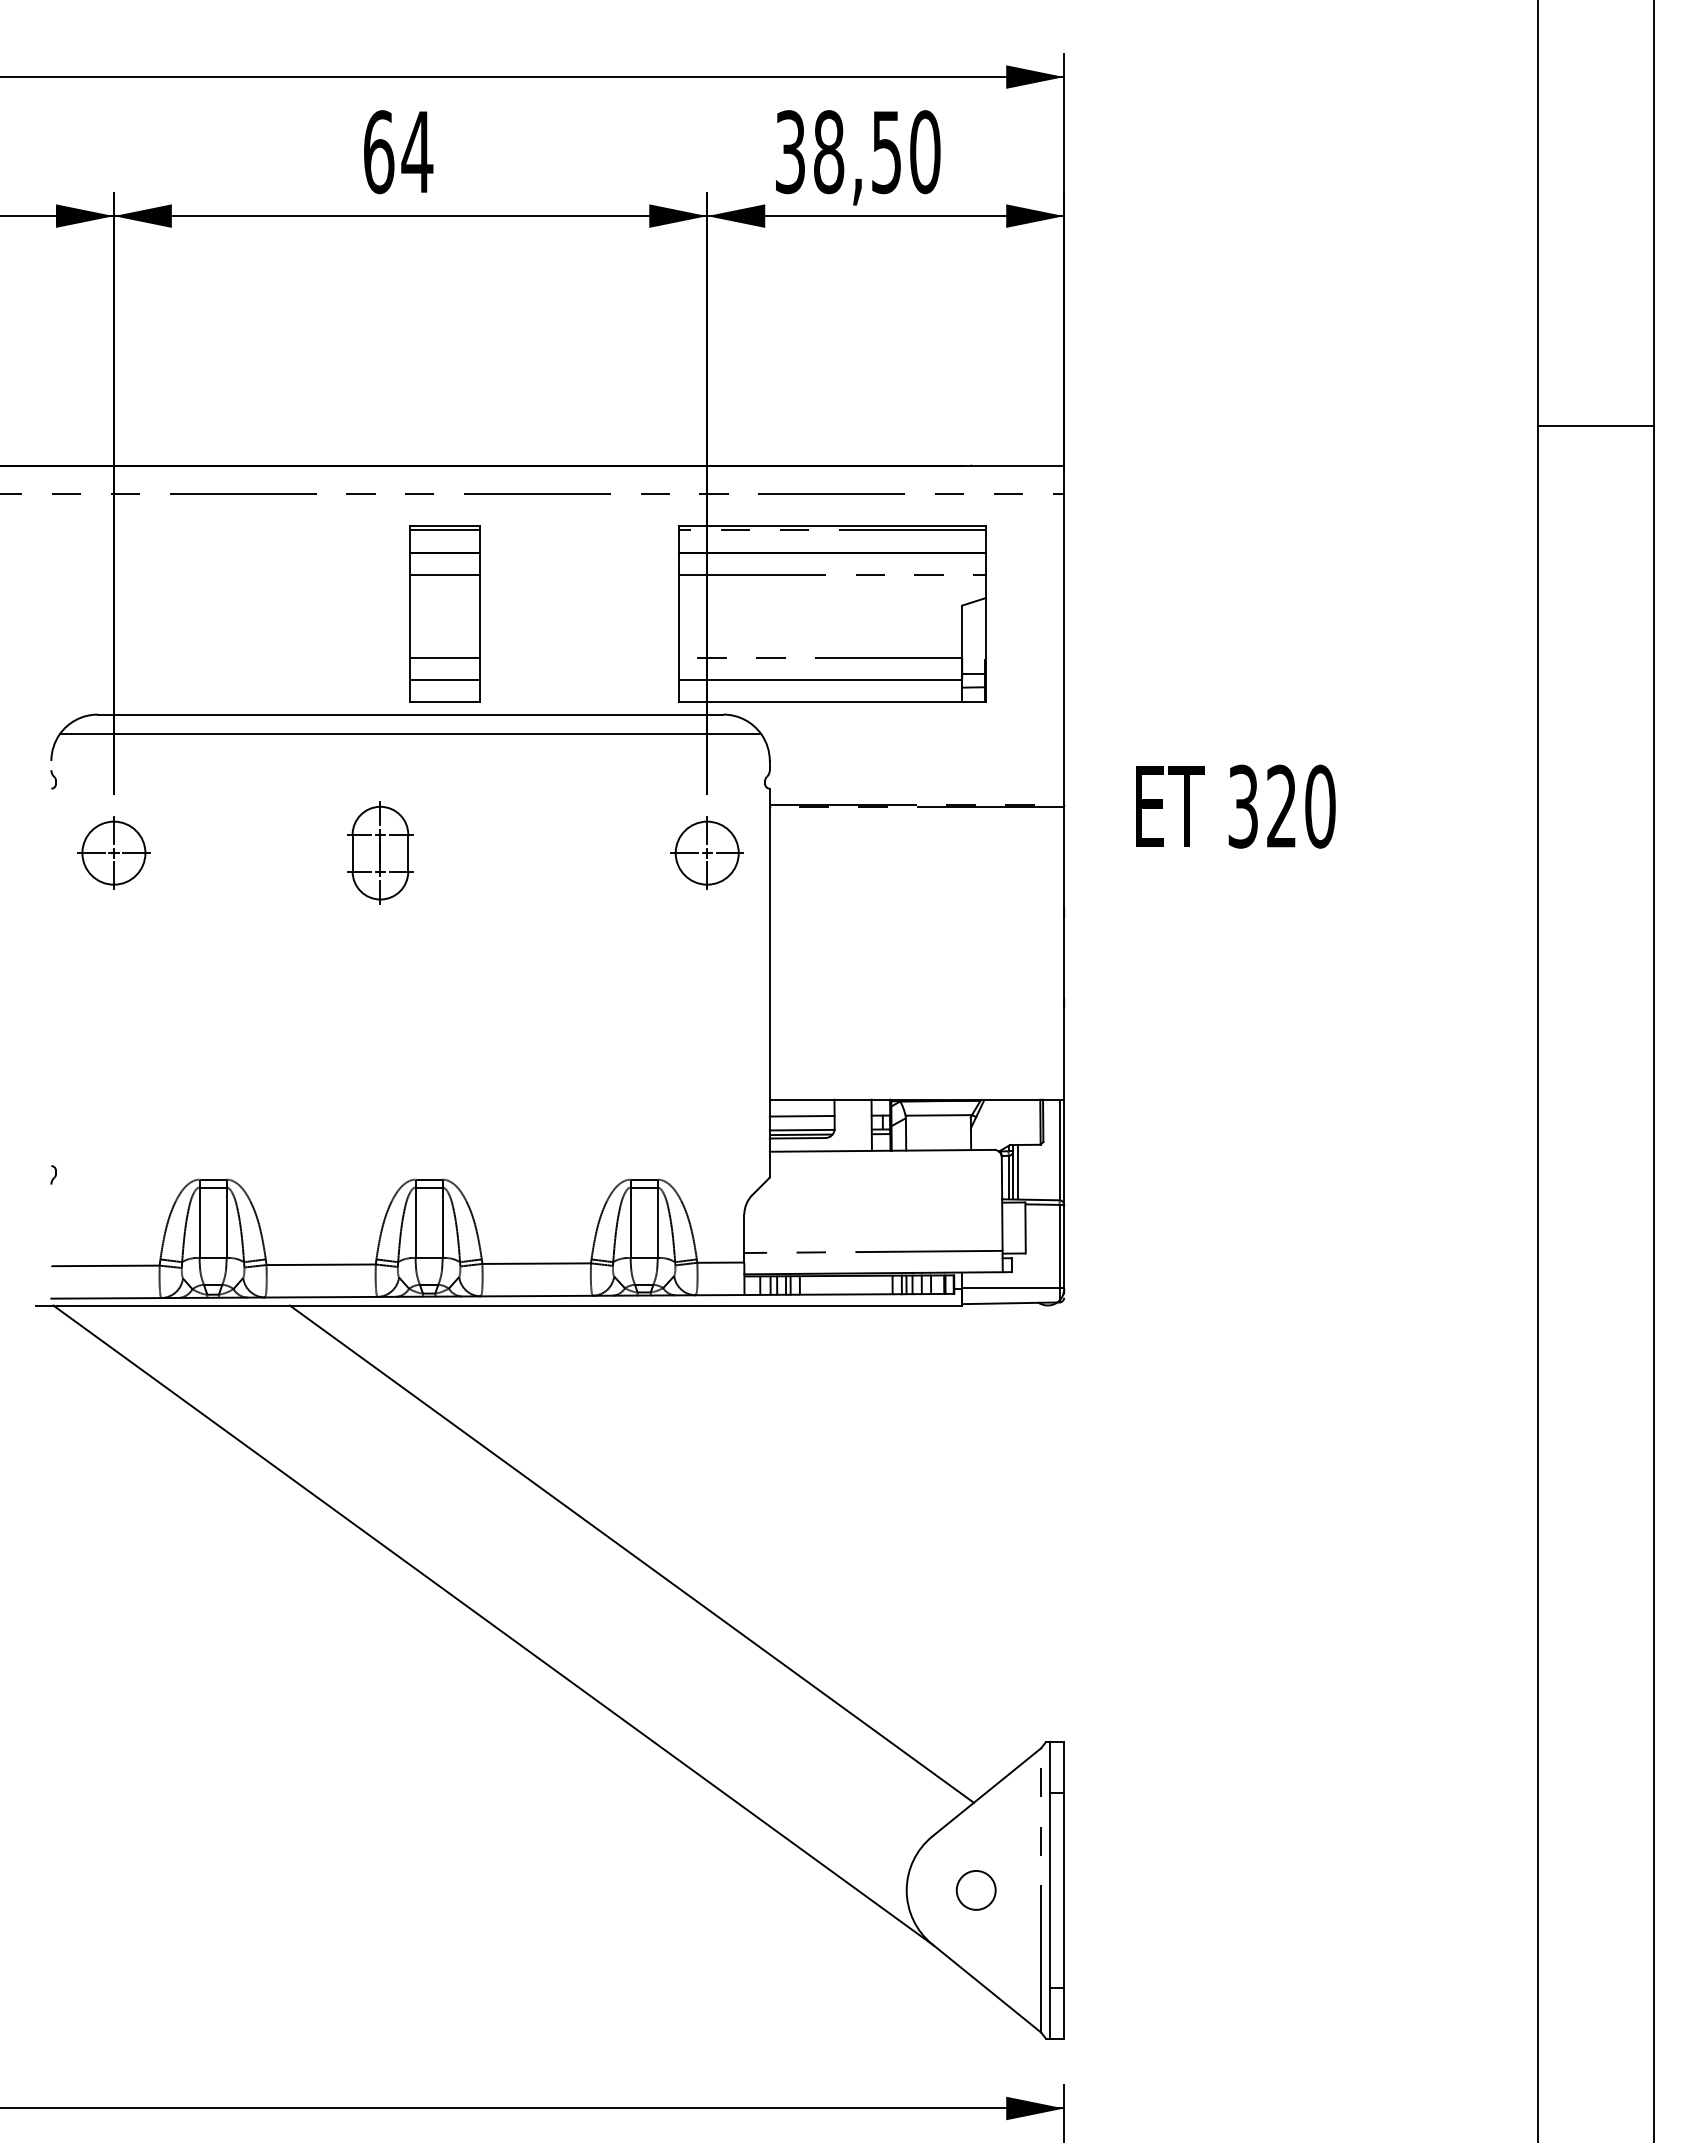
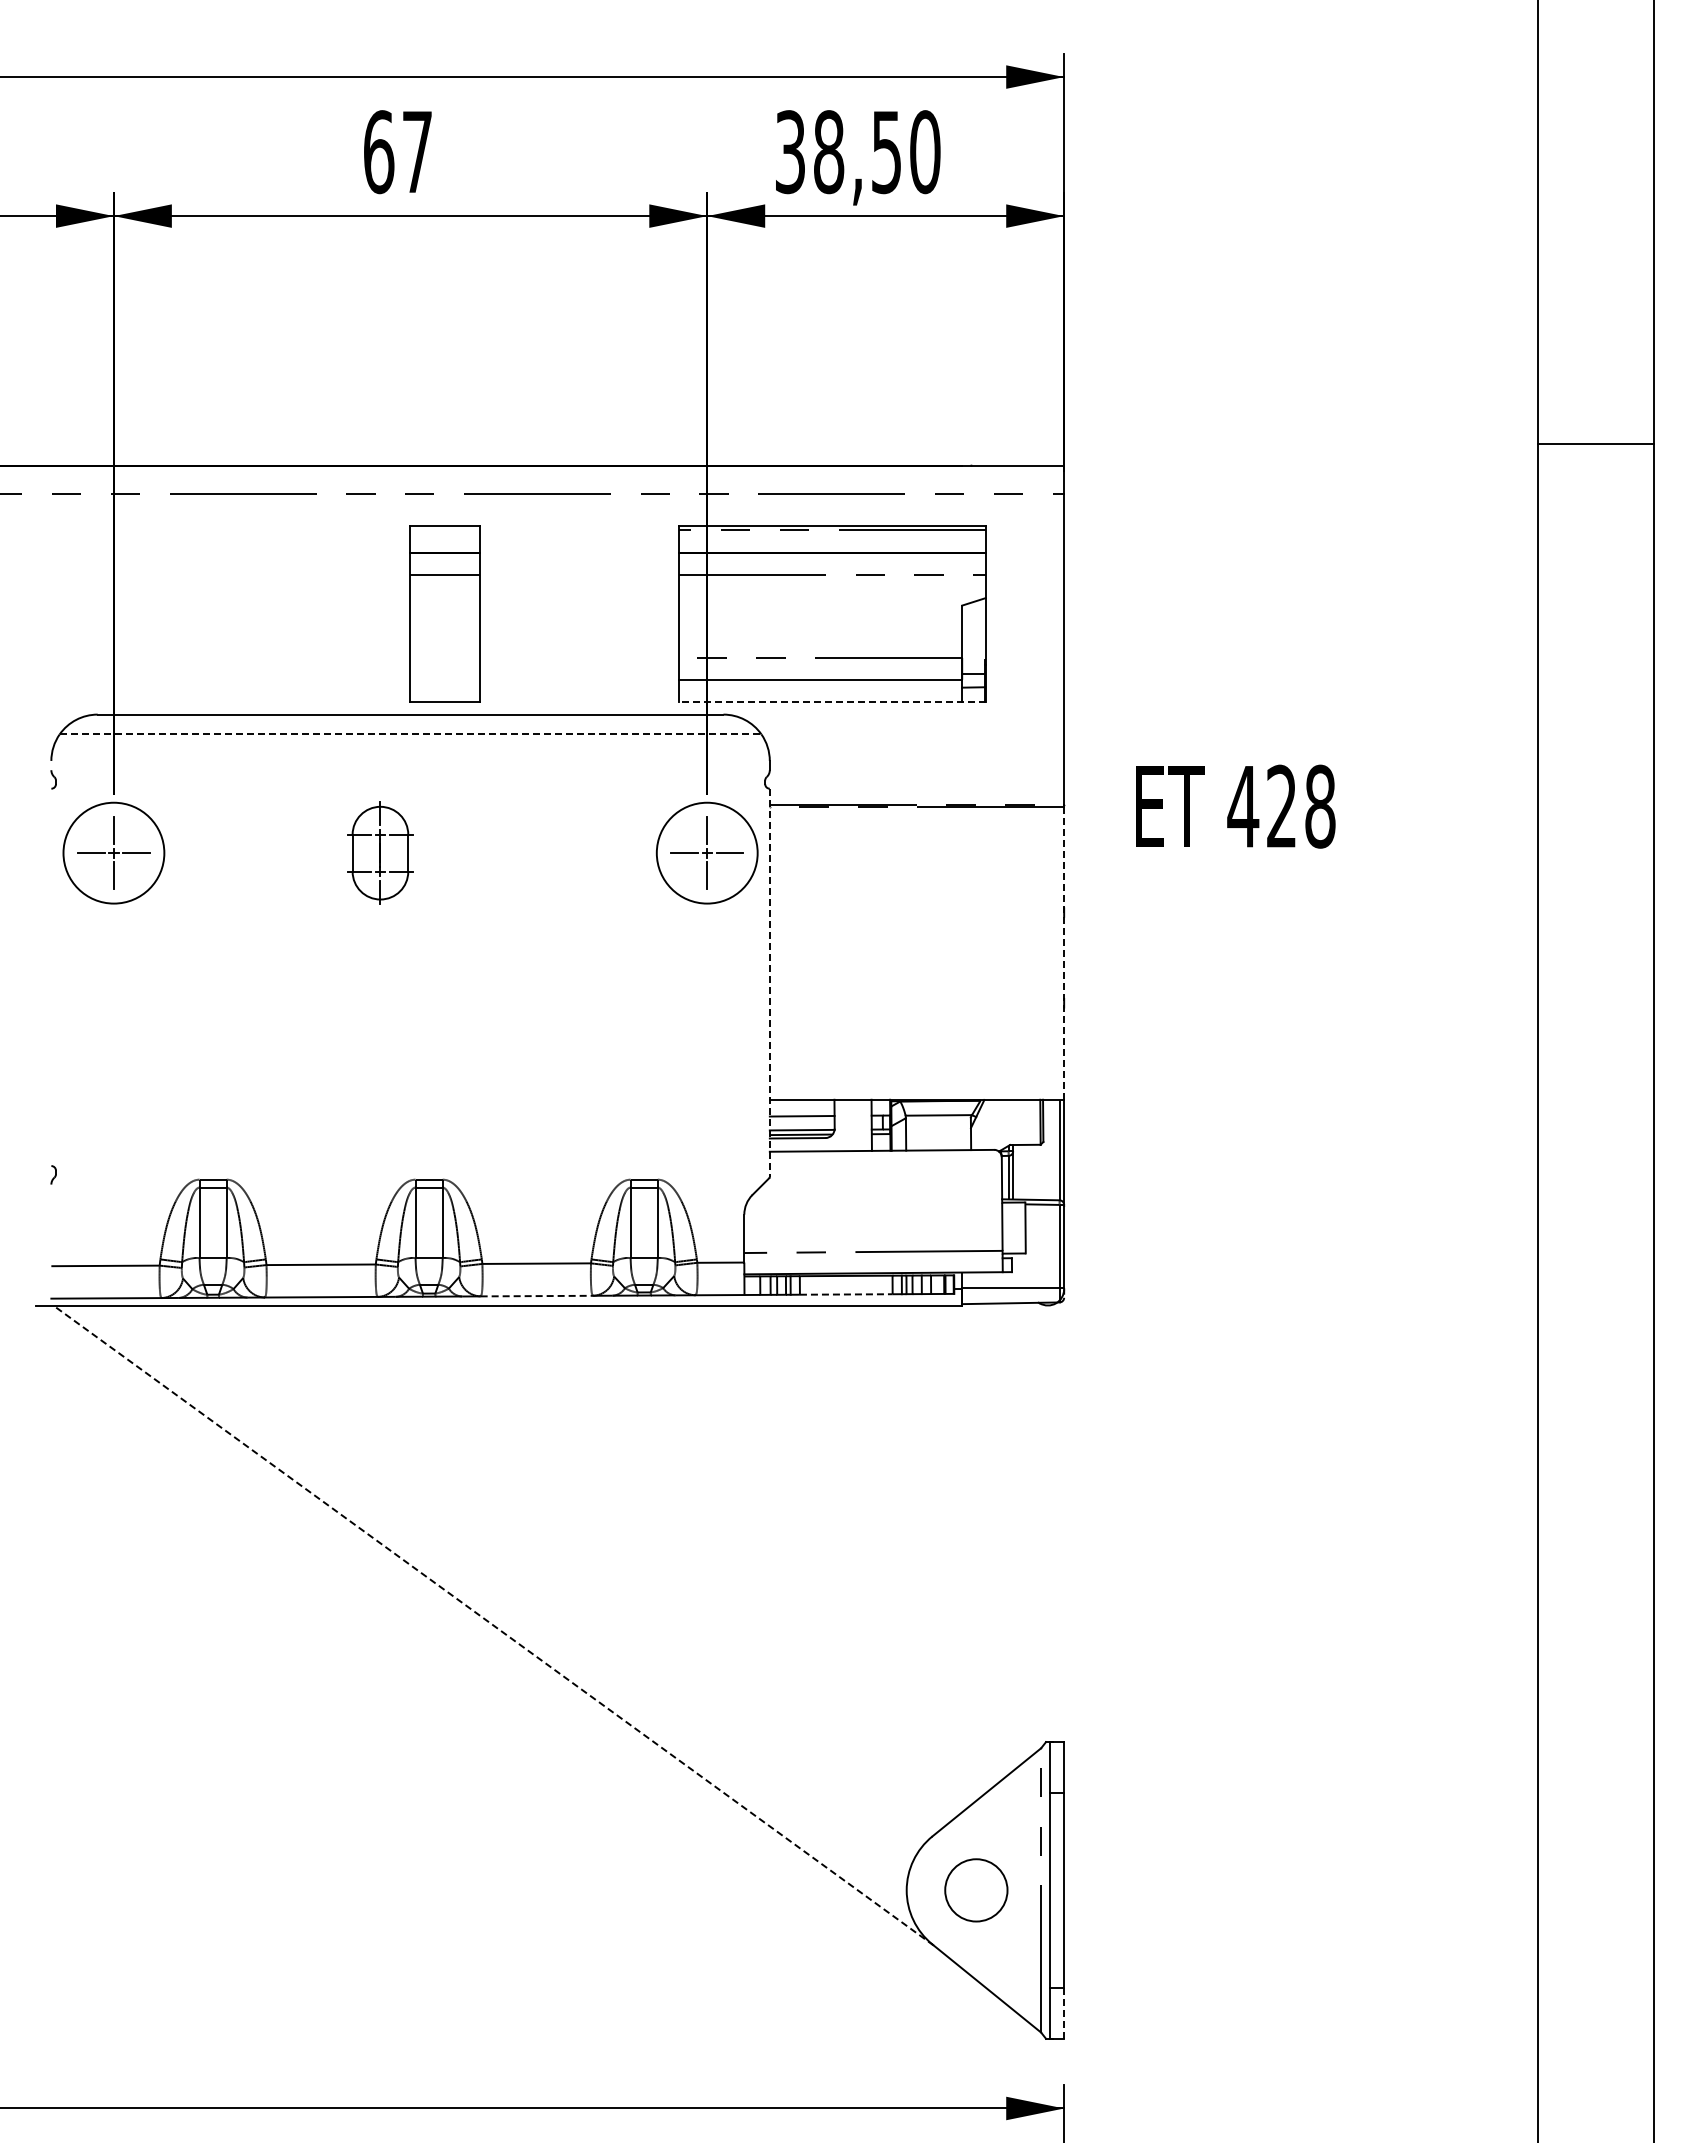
text: 64 -> 67 (417, 151)
line position: (1595, 425) -> (1595, 443) (1595, 443)
line: present -> none (444, 529)
line: present -> none (444, 658)
line: present -> none (444, 679)
line: solid -> dashed (831, 702)
line: solid -> dashed (410, 734)
text: 320 -> 428 (1281, 806)
circle diameter: 63 px -> 101 px (113, 852)
circle diameter: 63 px -> 101 px (706, 852)
line: solid -> dashed (1064, 953)
line: solid -> dashed (769, 983)
line: present -> none (1017, 1171)
line: solid -> dashed (846, 1294)
line: solid -> dashed (537, 1296)
line: present -> none (631, 1553)
line: solid -> dashed (493, 1625)
circle size: 42x41 px -> 65x65 px (976, 1890)
line: solid -> dashed (1064, 2013)
